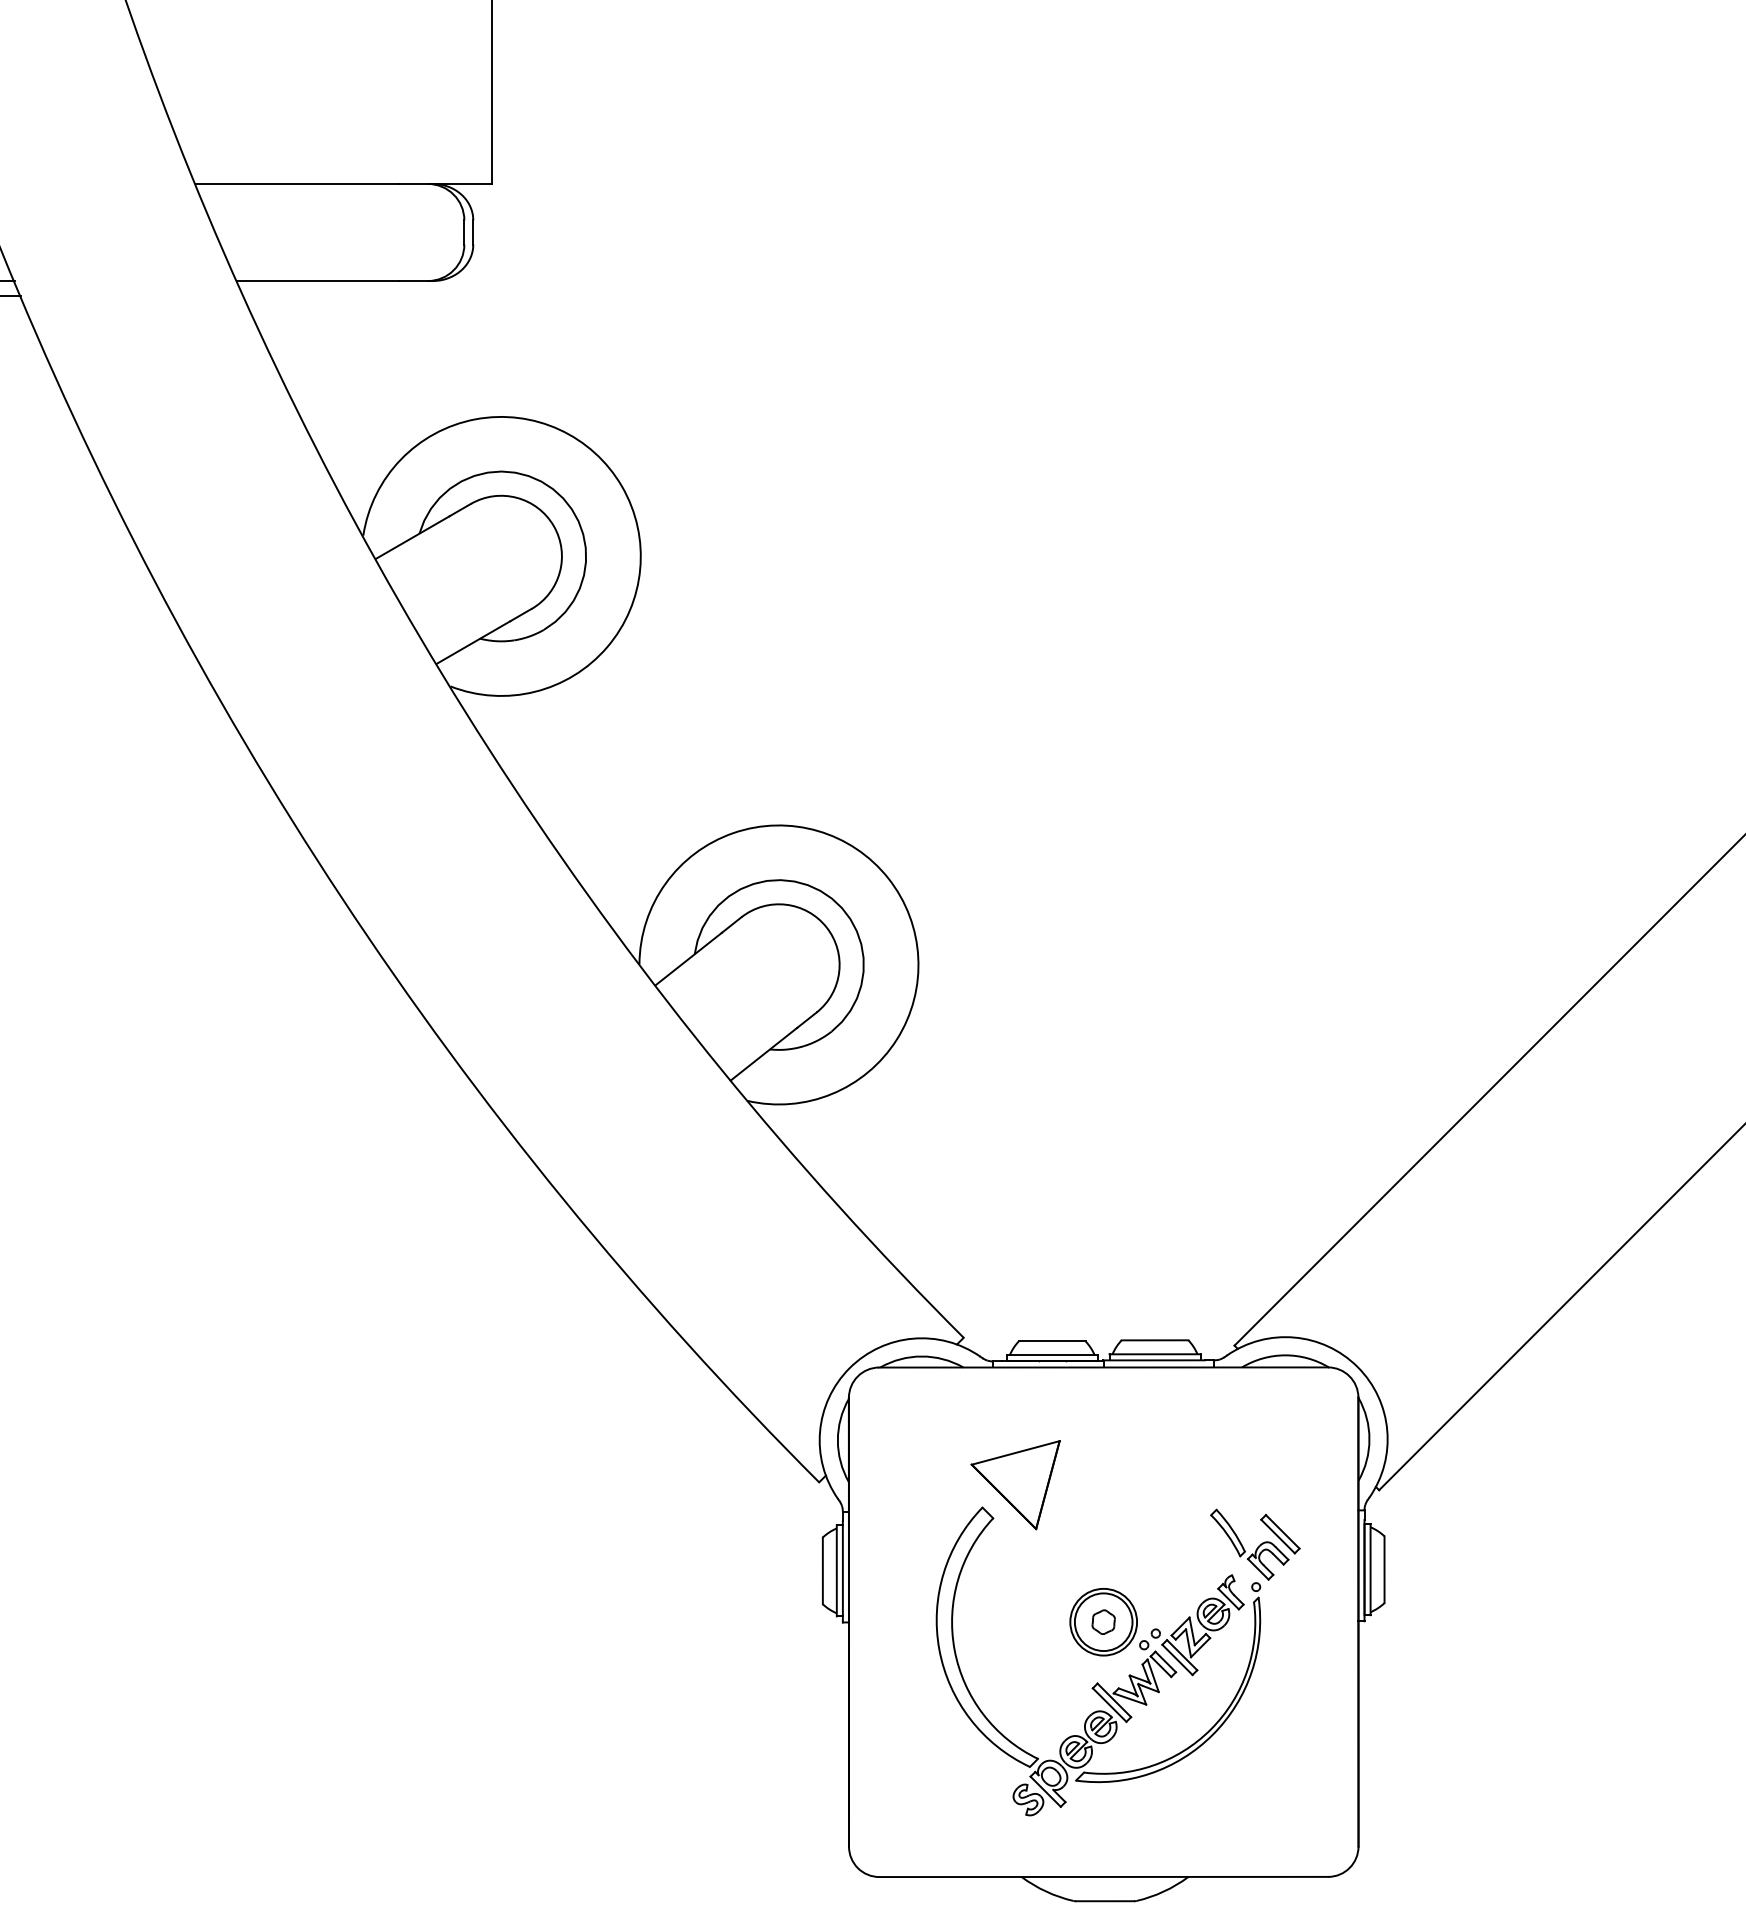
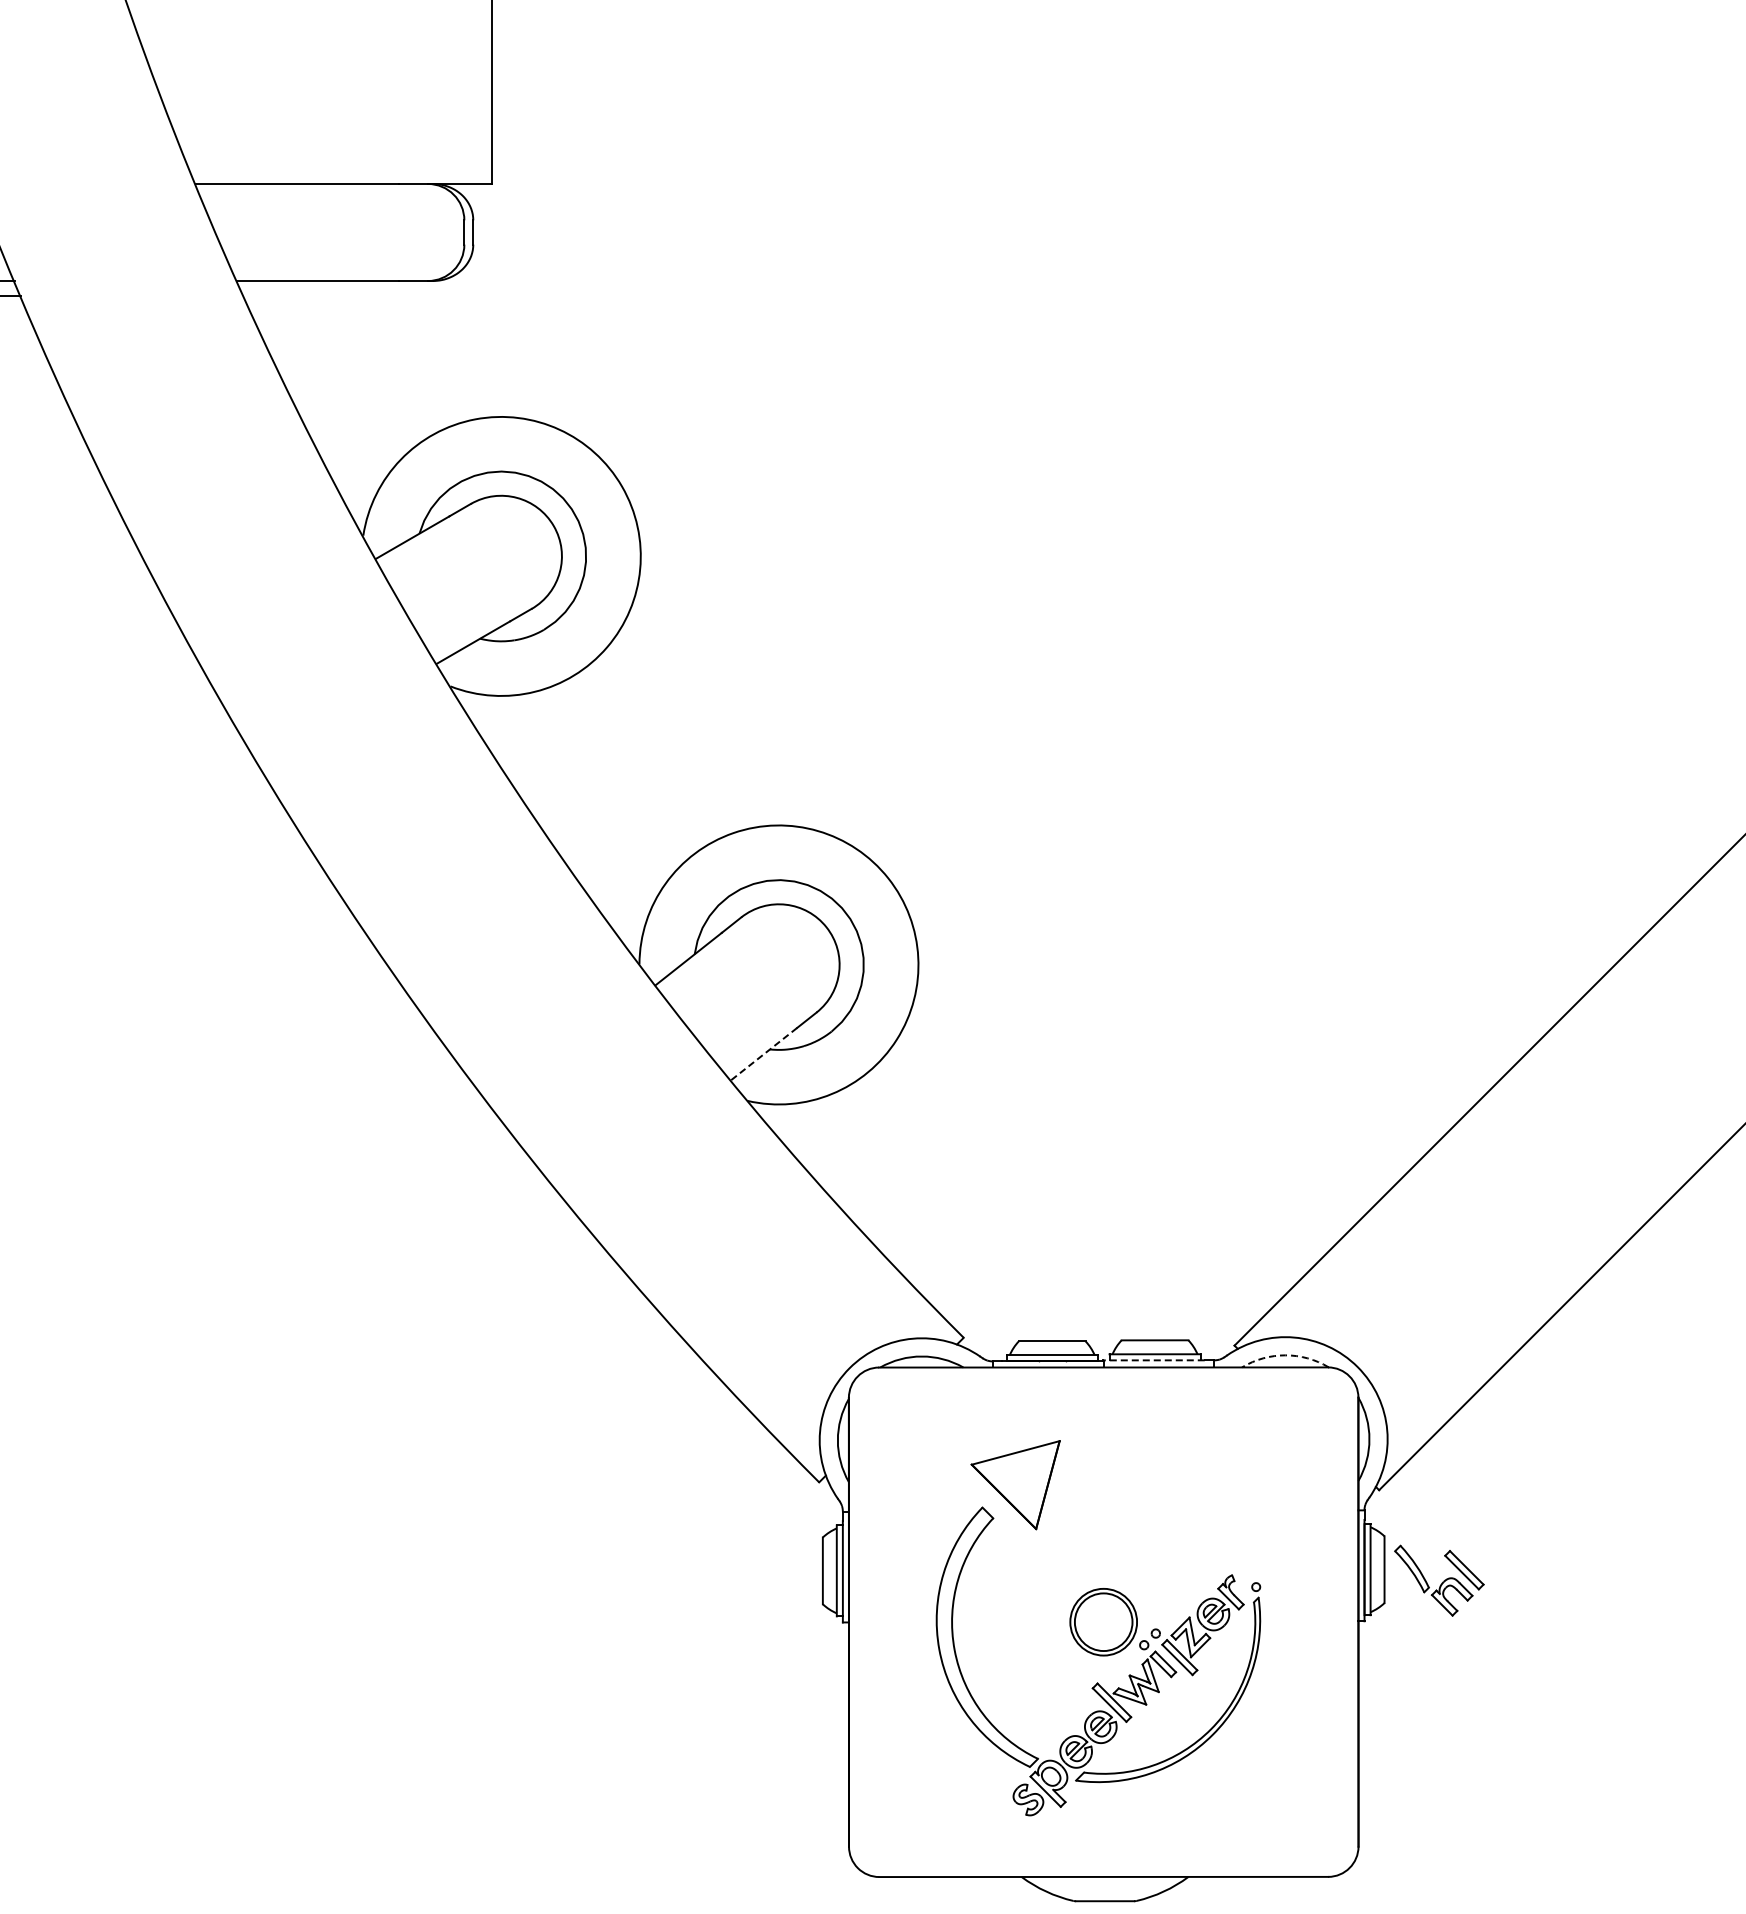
line: solid -> dashed (763, 1054)
arc: solid -> dashed (1285, 1355)
line: solid -> dashed (1154, 1360)
part position: (1255, 1544) -> (1439, 1580) (1439, 1580)
part: present -> none (1103, 1621)
